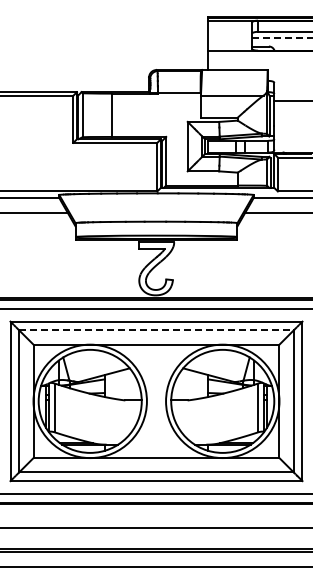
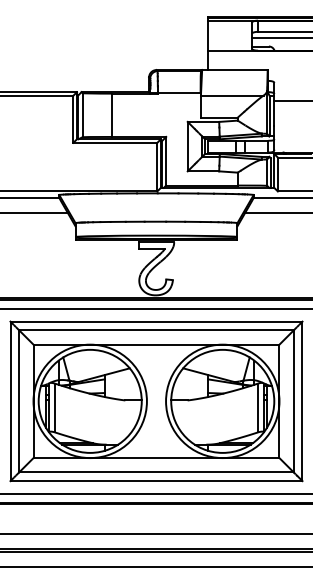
line: dashed -> solid (282, 37)
line: dashed -> solid (156, 330)
line position: (155, 528) -> (155, 534) (155, 534)
